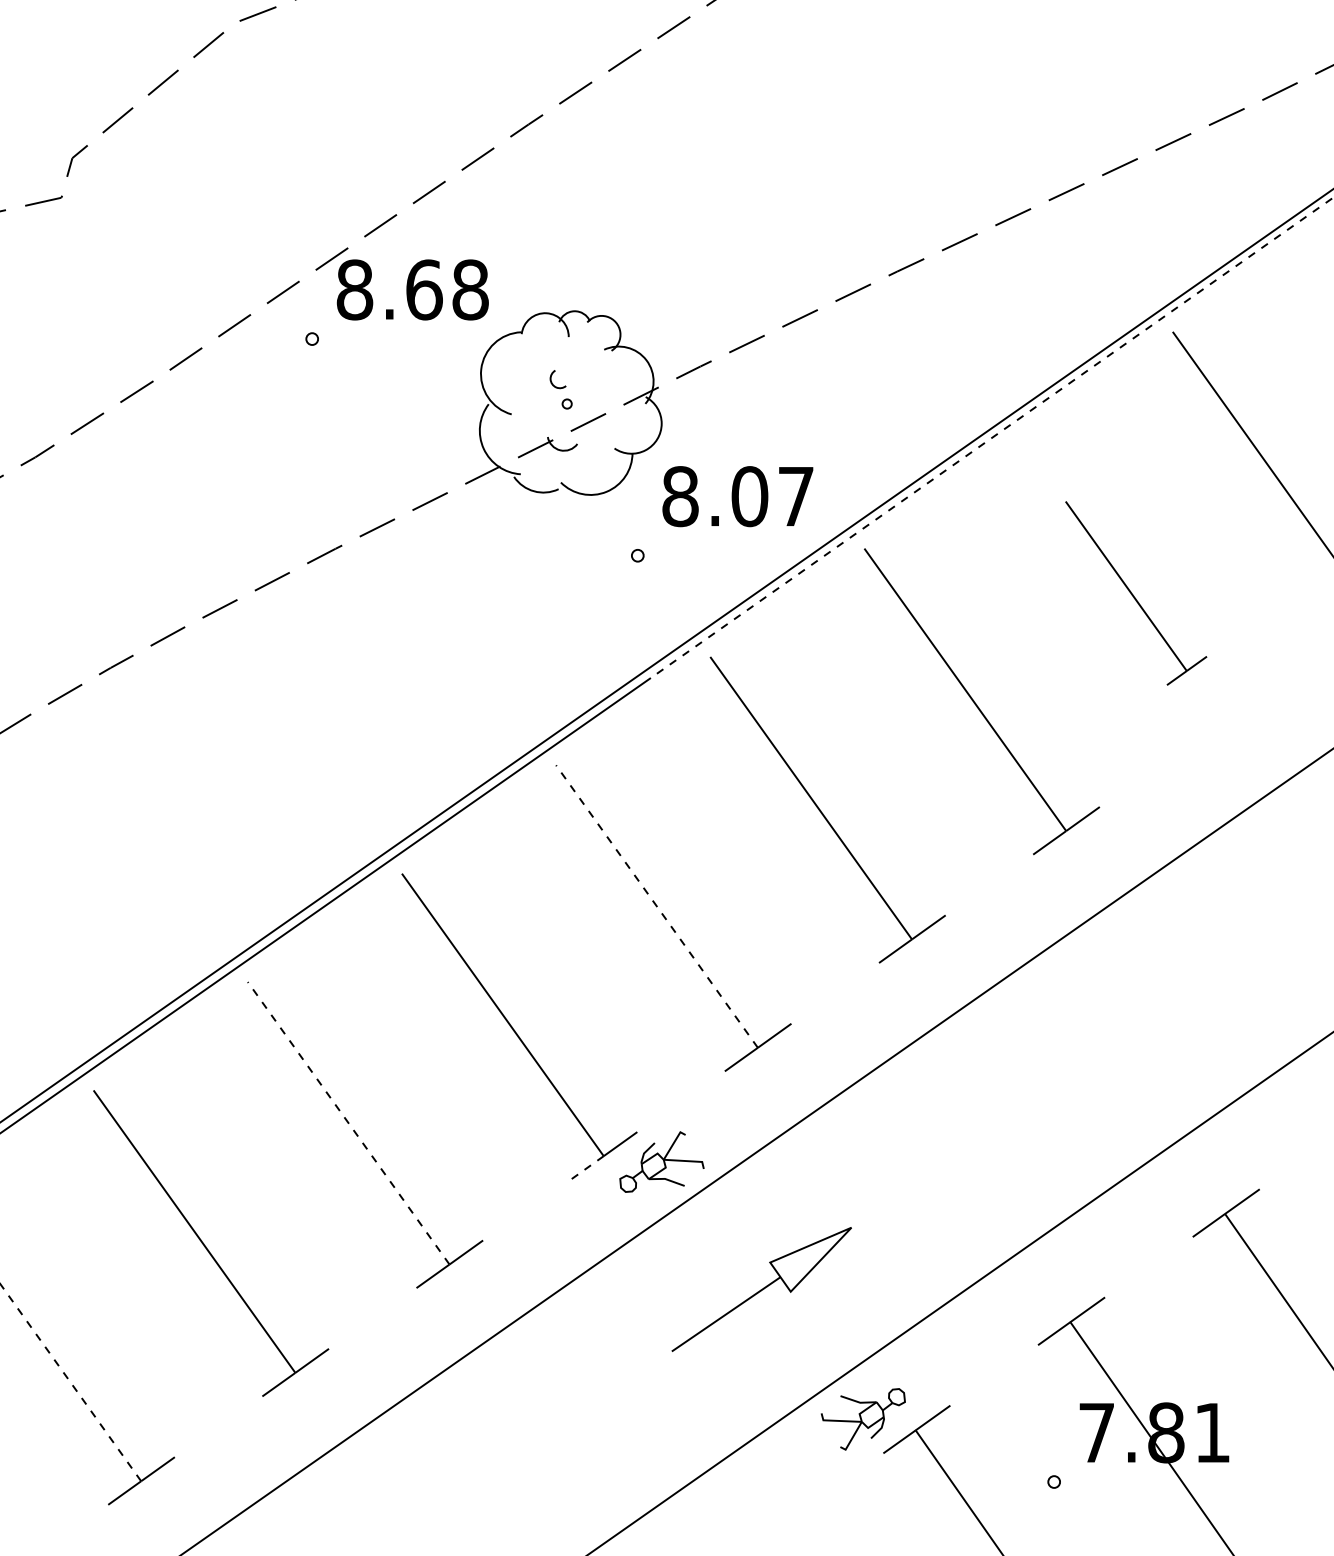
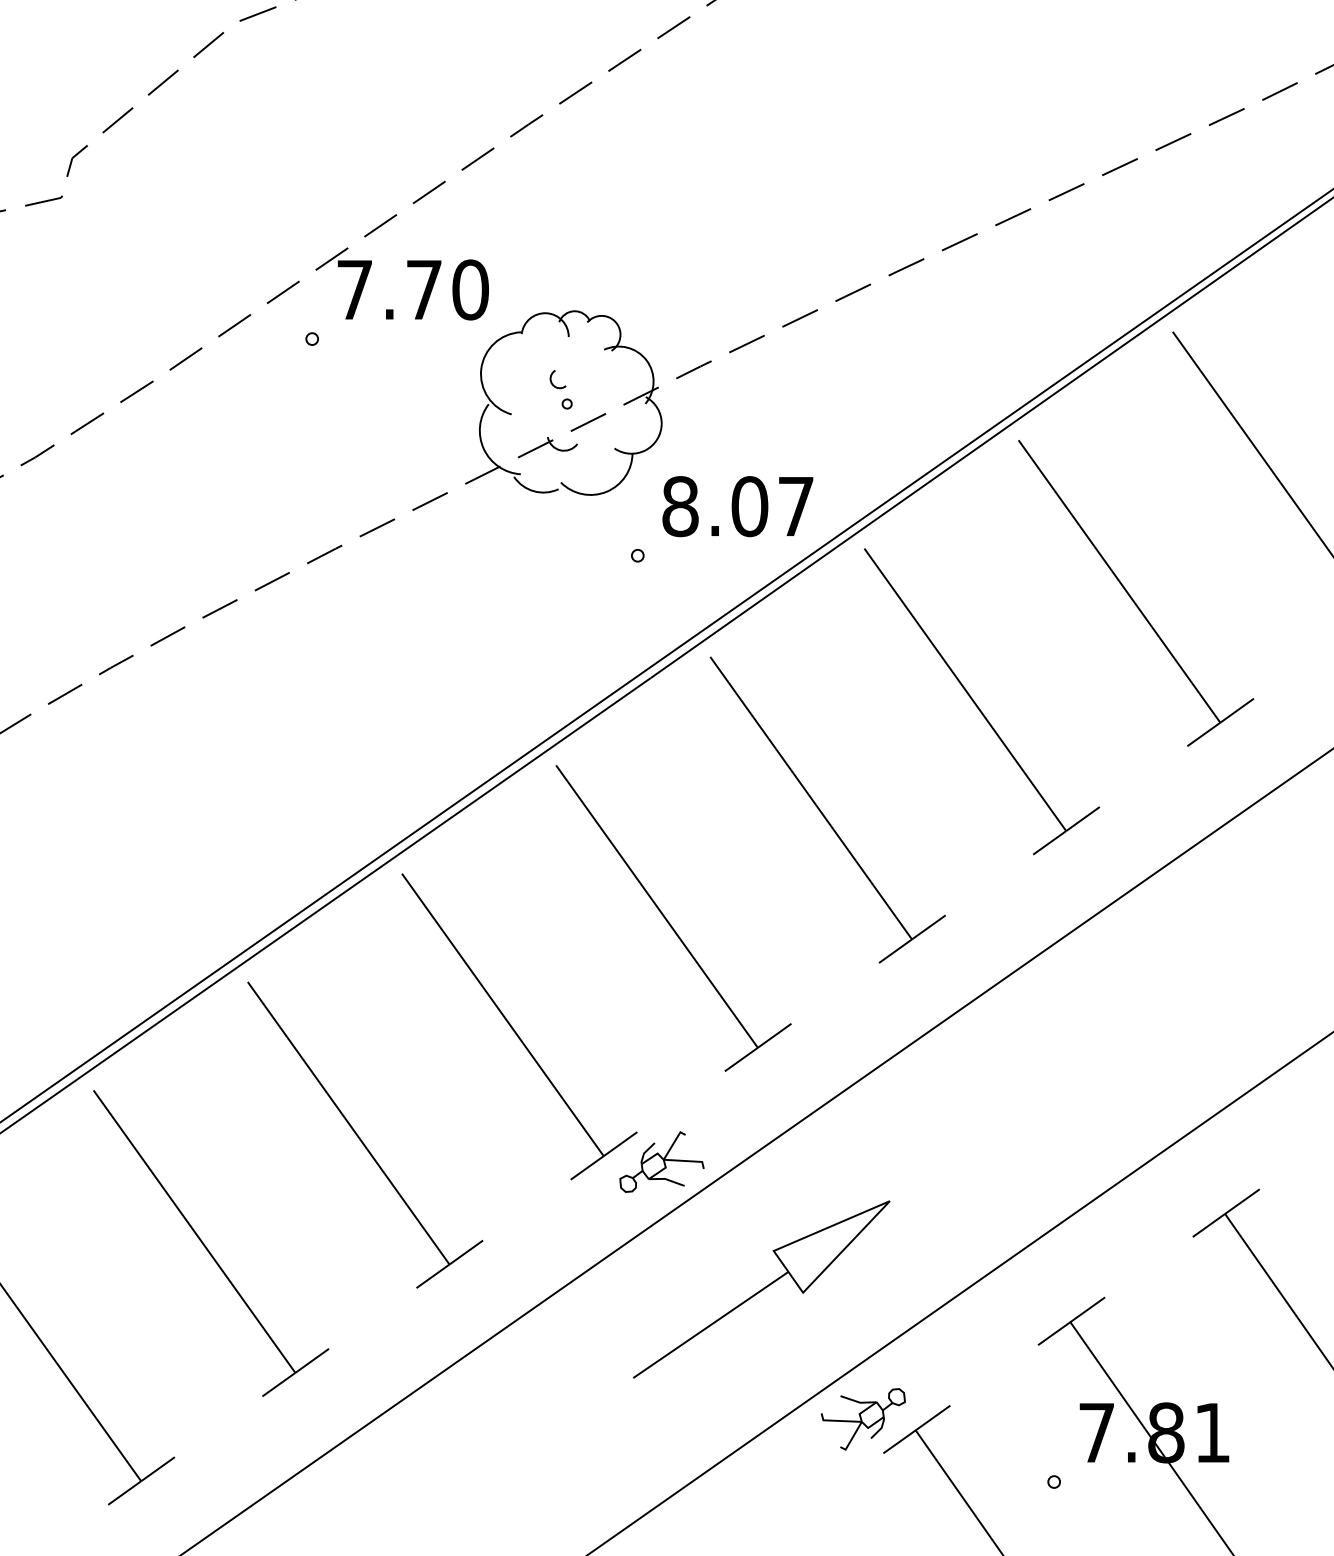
text: 8.68 -> 7.70 (412, 289)
line: dashed -> solid (991, 438)
text position: (737, 496) -> (737, 506) (737, 506)
part size: 143x185 px -> 237x307 px (1136, 593)
line: dashed -> solid (656, 906)
line: dashed -> solid (348, 1123)
line: dashed -> solid (586, 1168)
part size: 181x125 px -> 258x179 px (761, 1289)
line: dashed -> solid (70, 1382)
